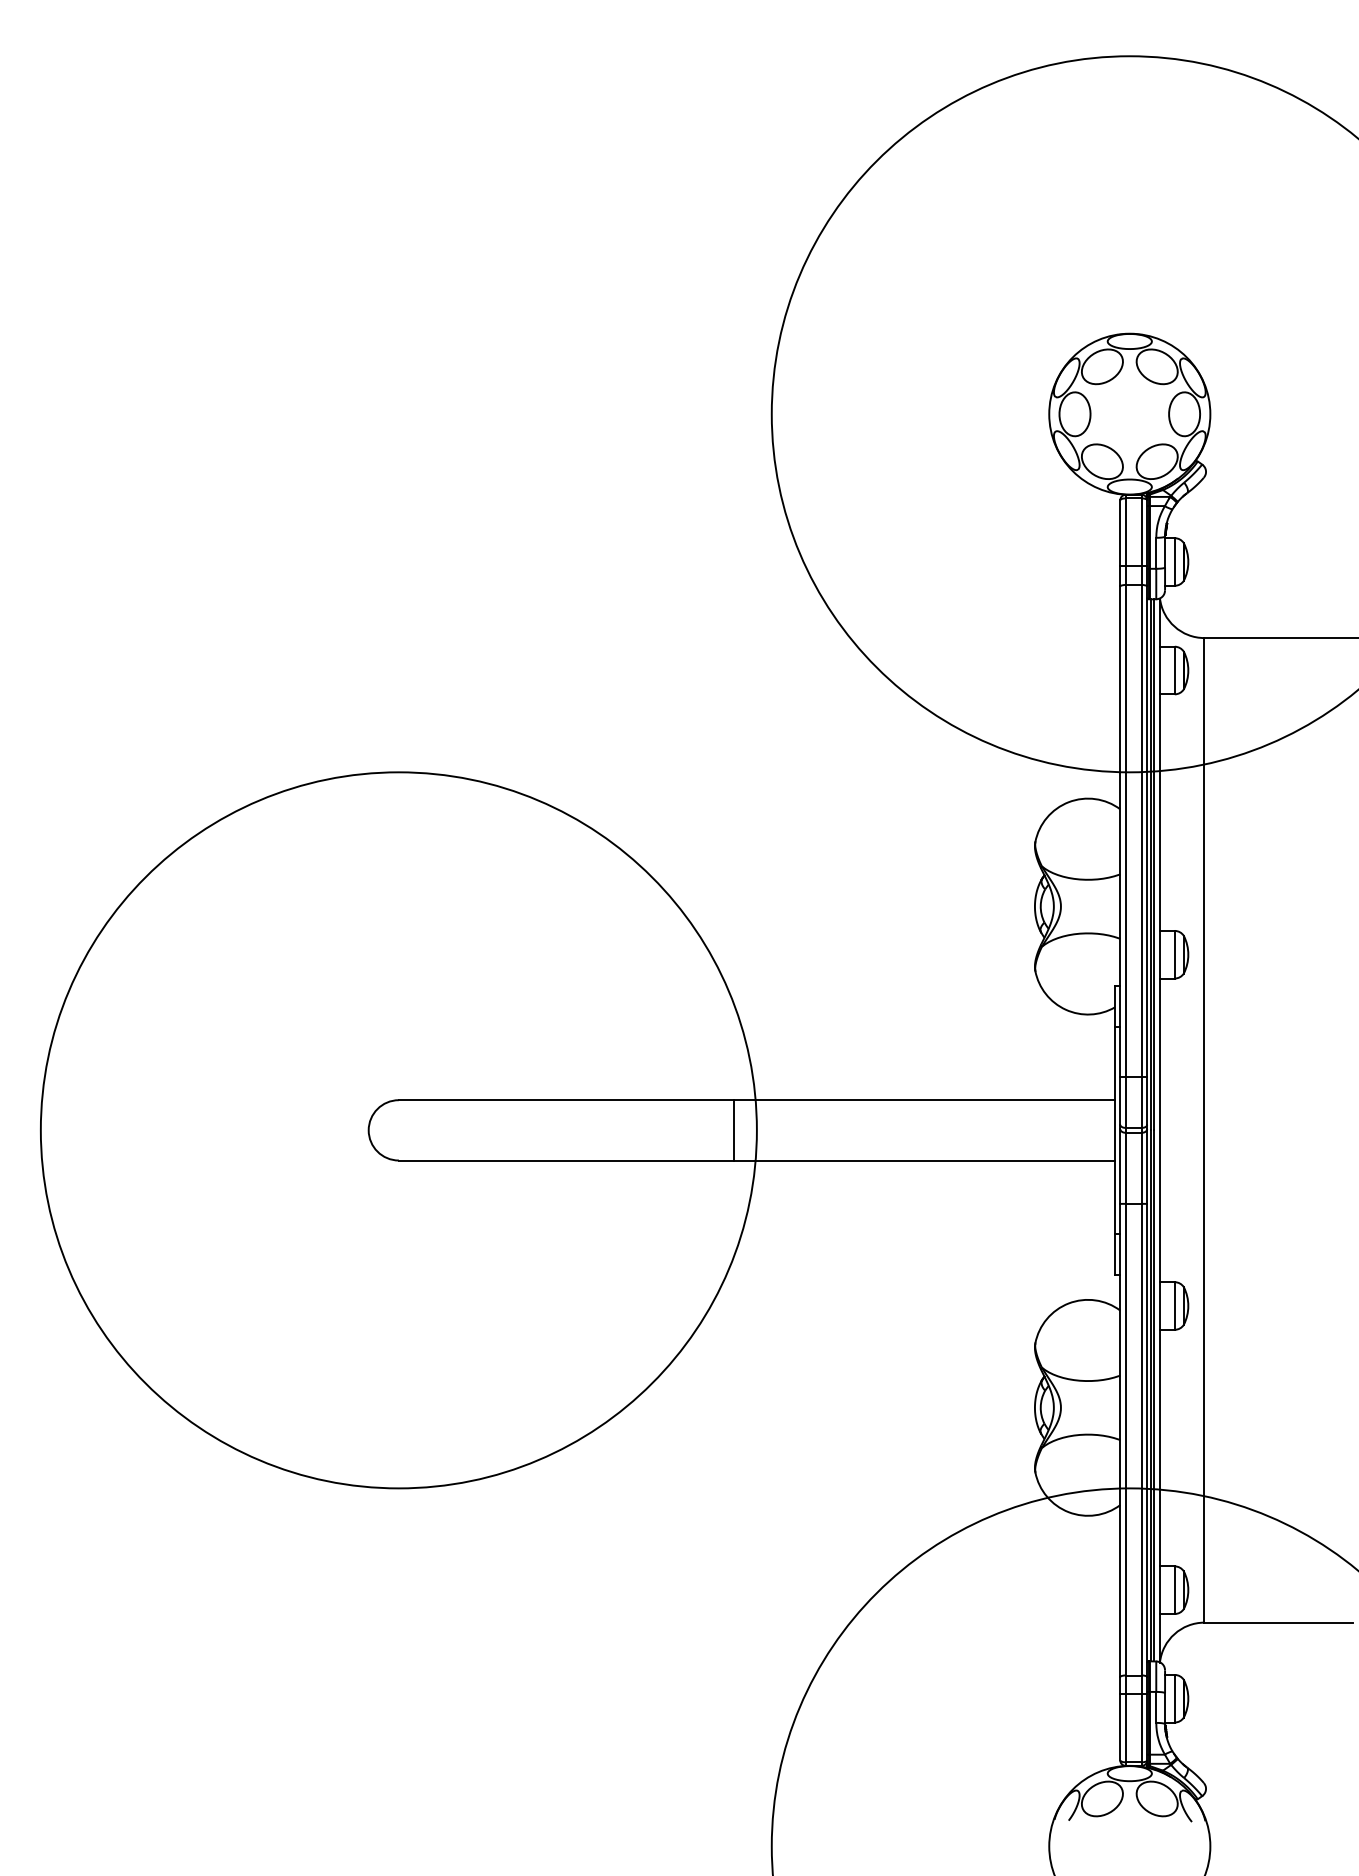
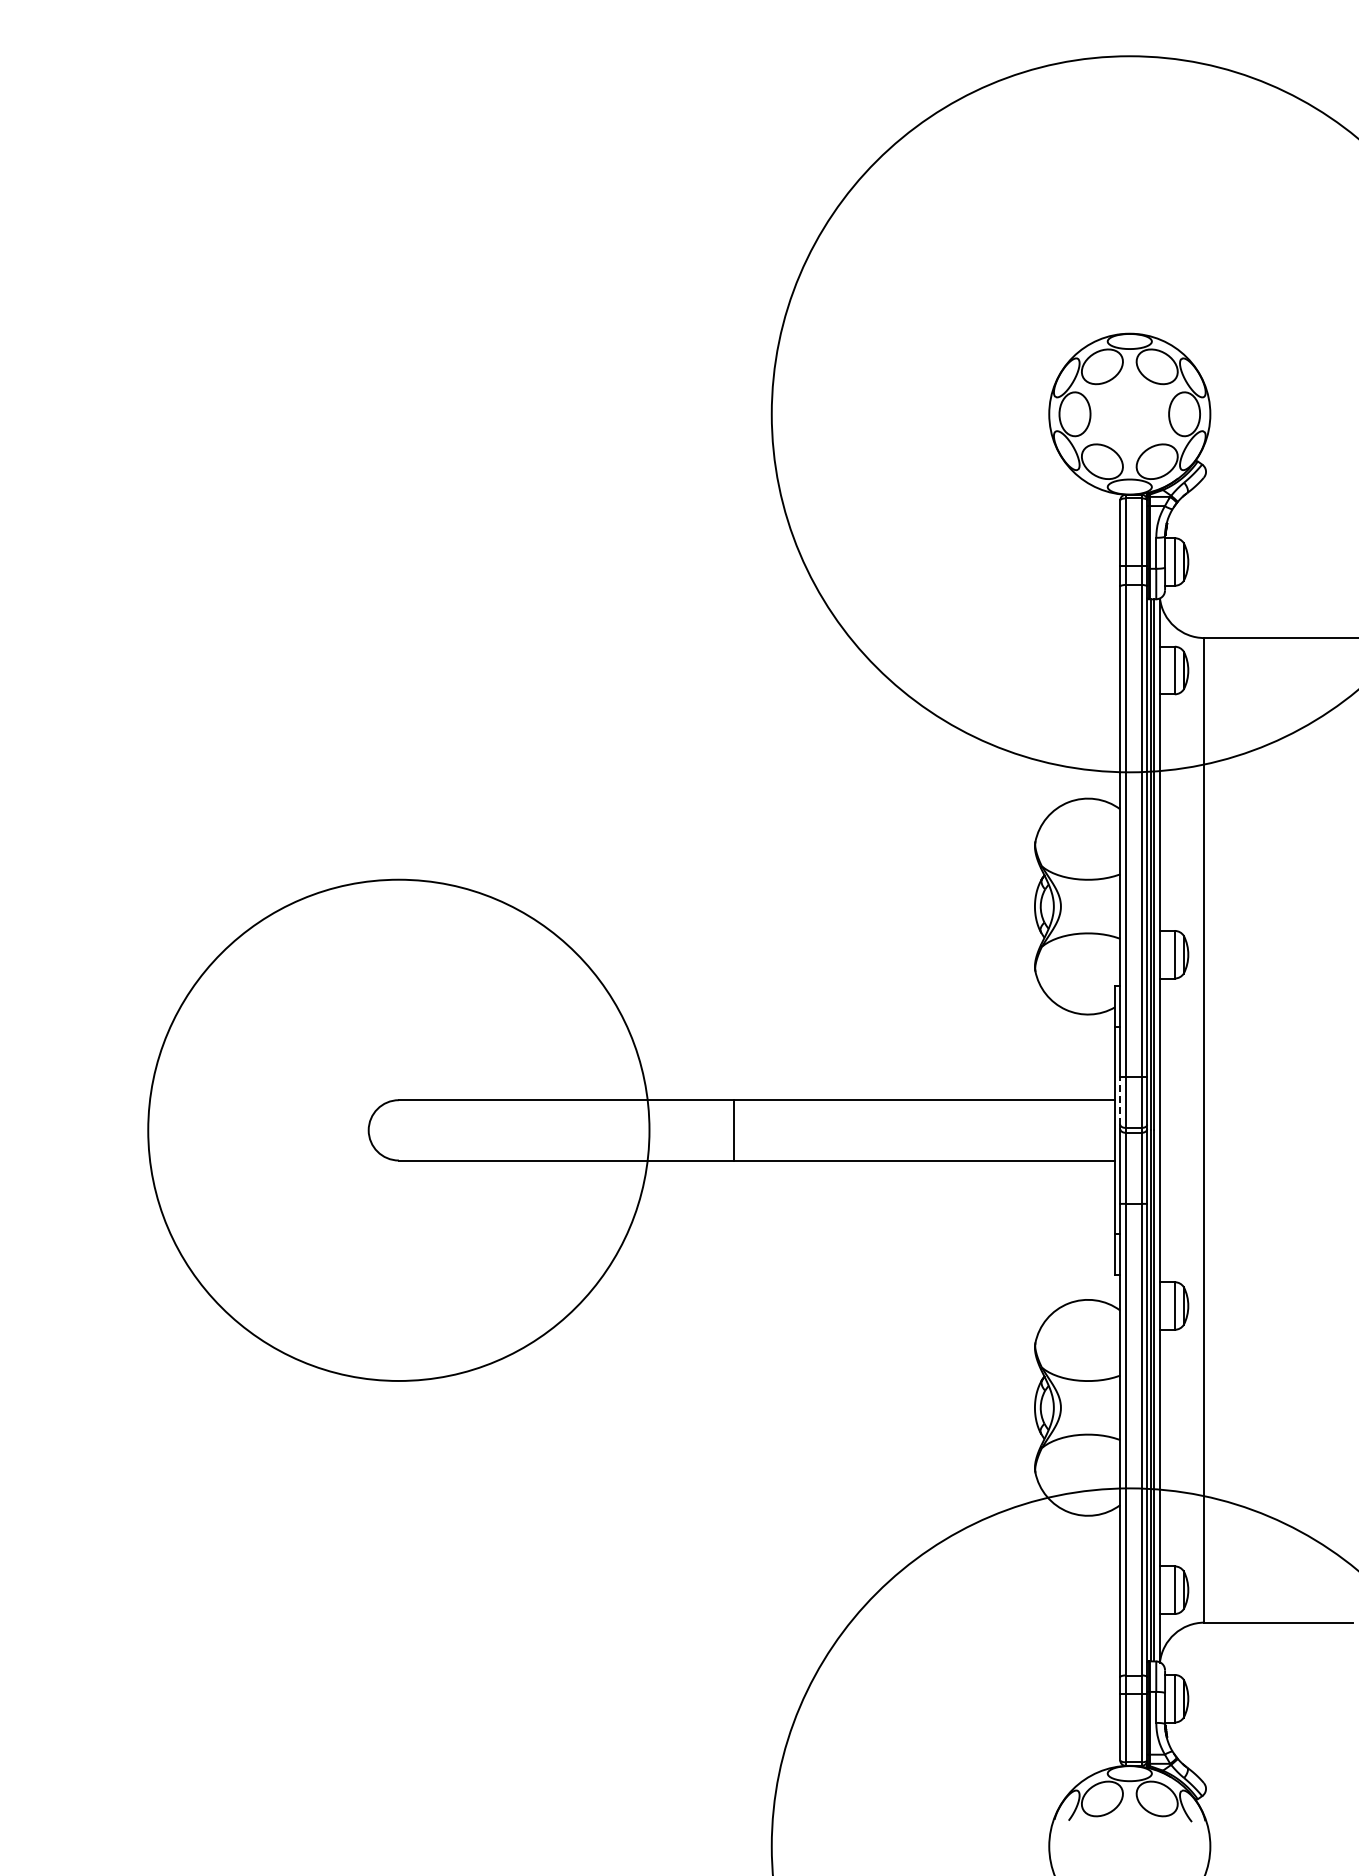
line: solid -> dashed (1120, 1100)
circle diameter: 716 px -> 501 px (398, 1129)
